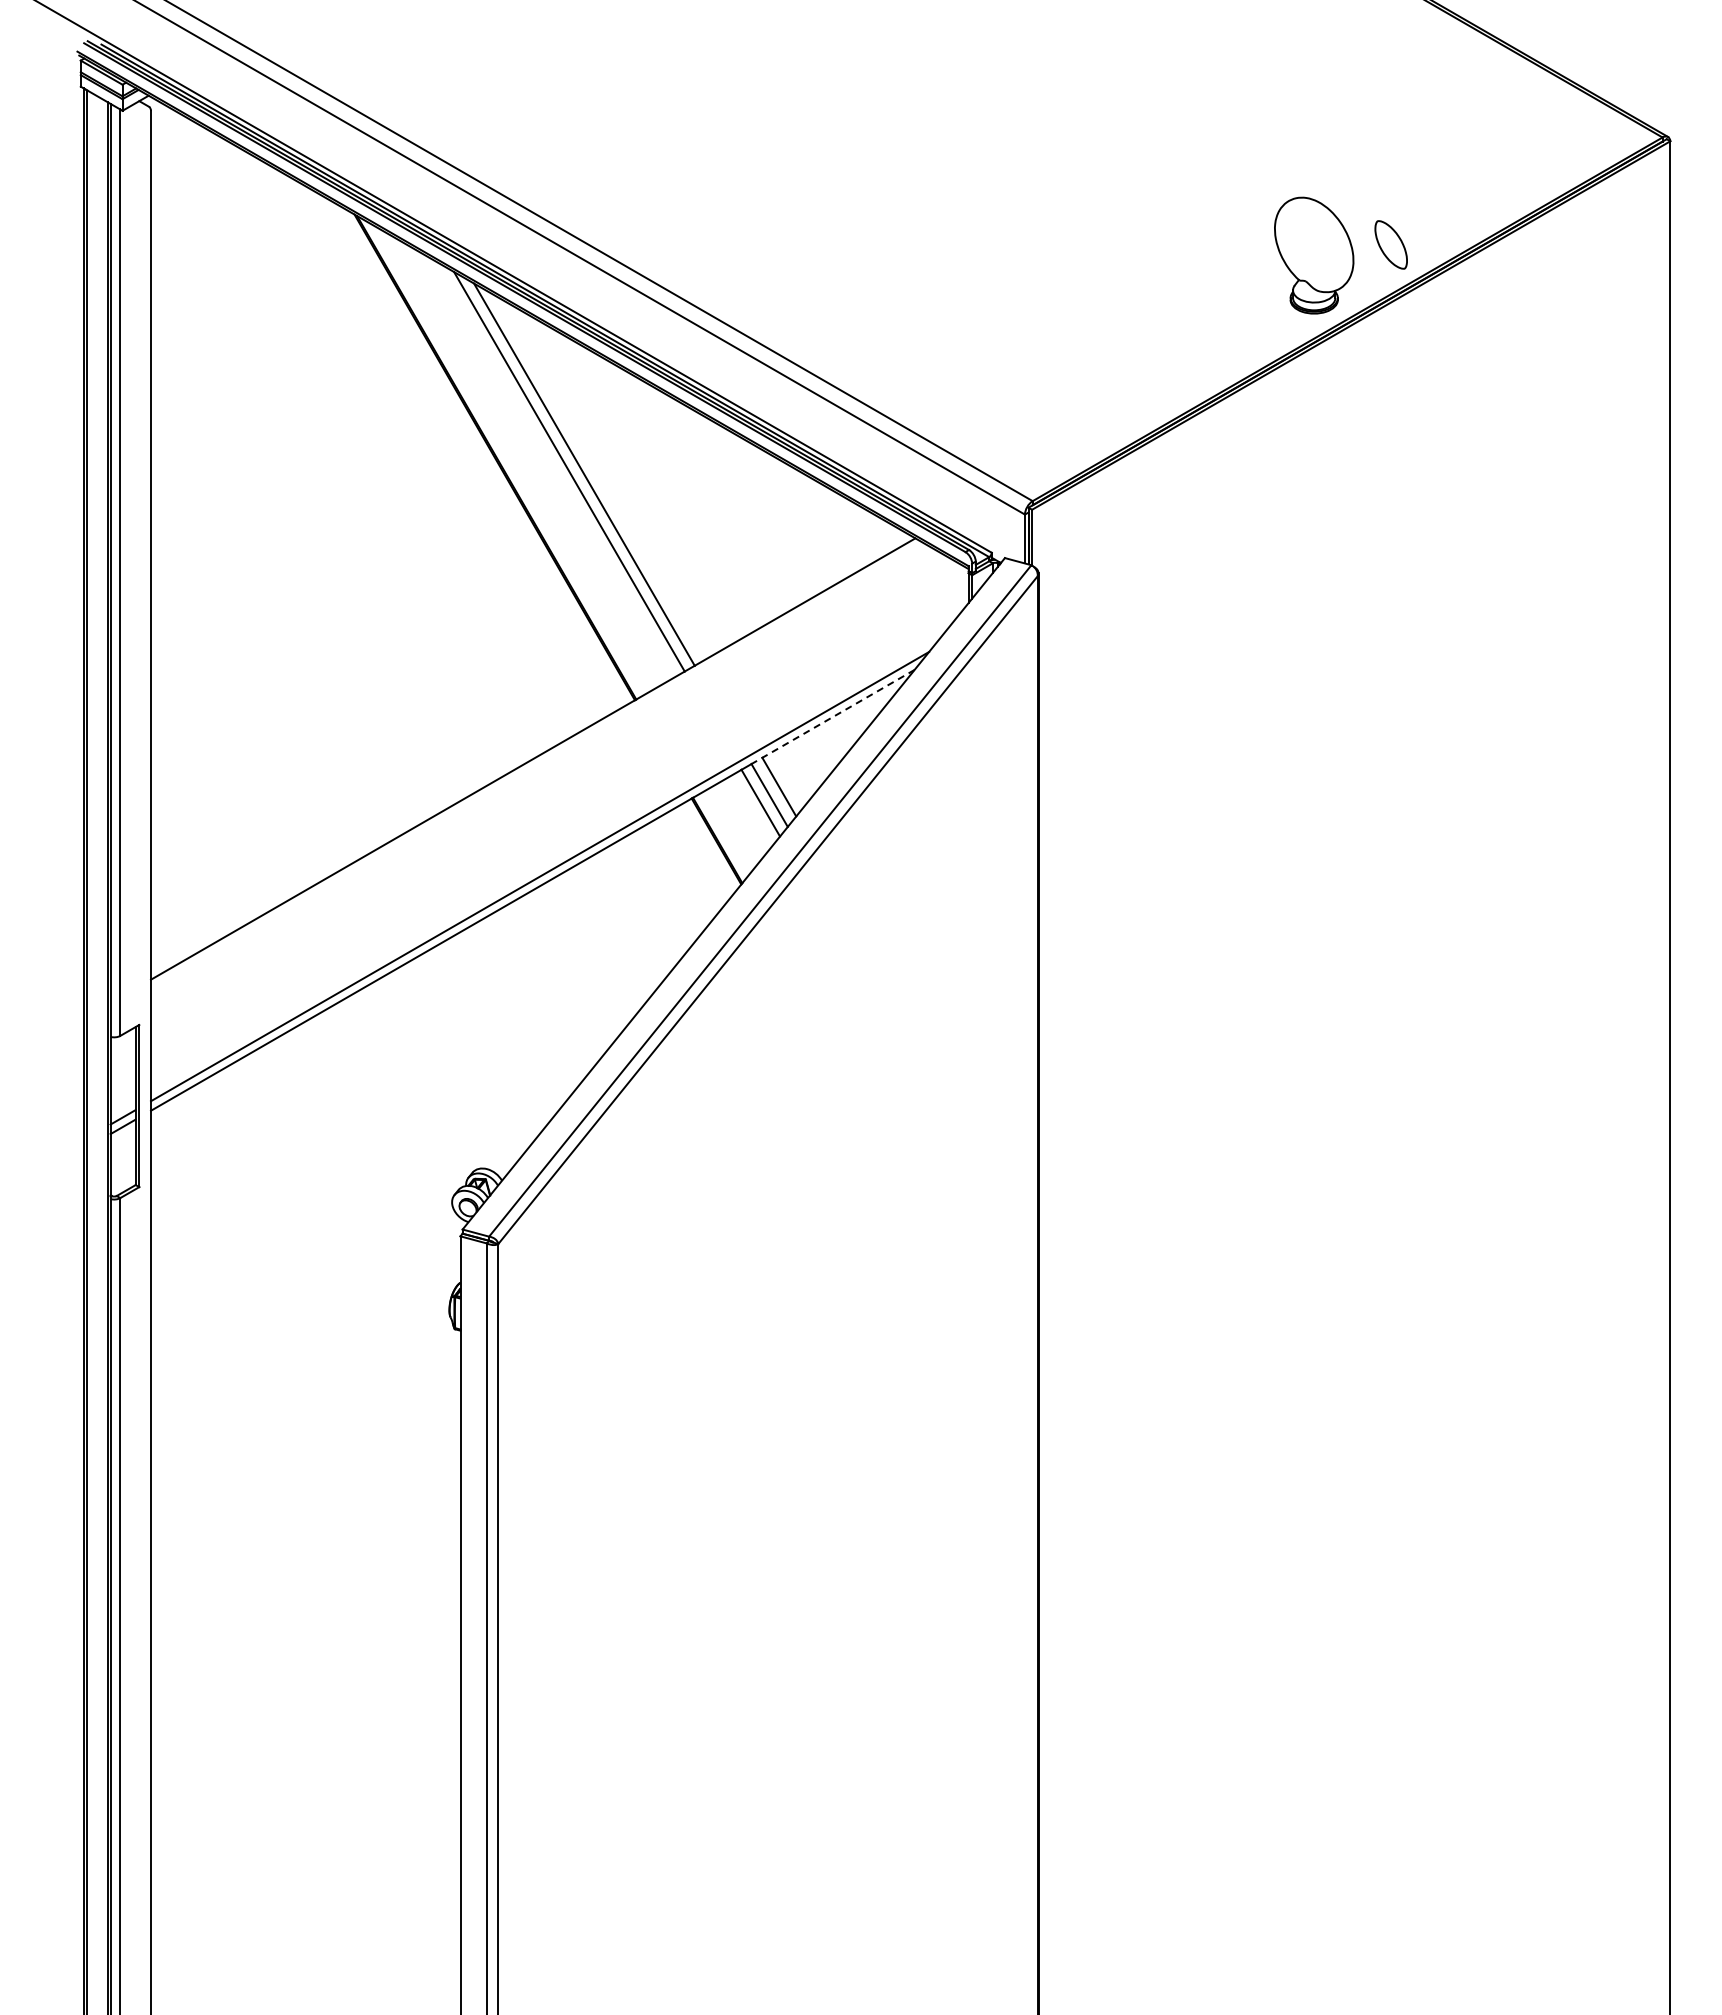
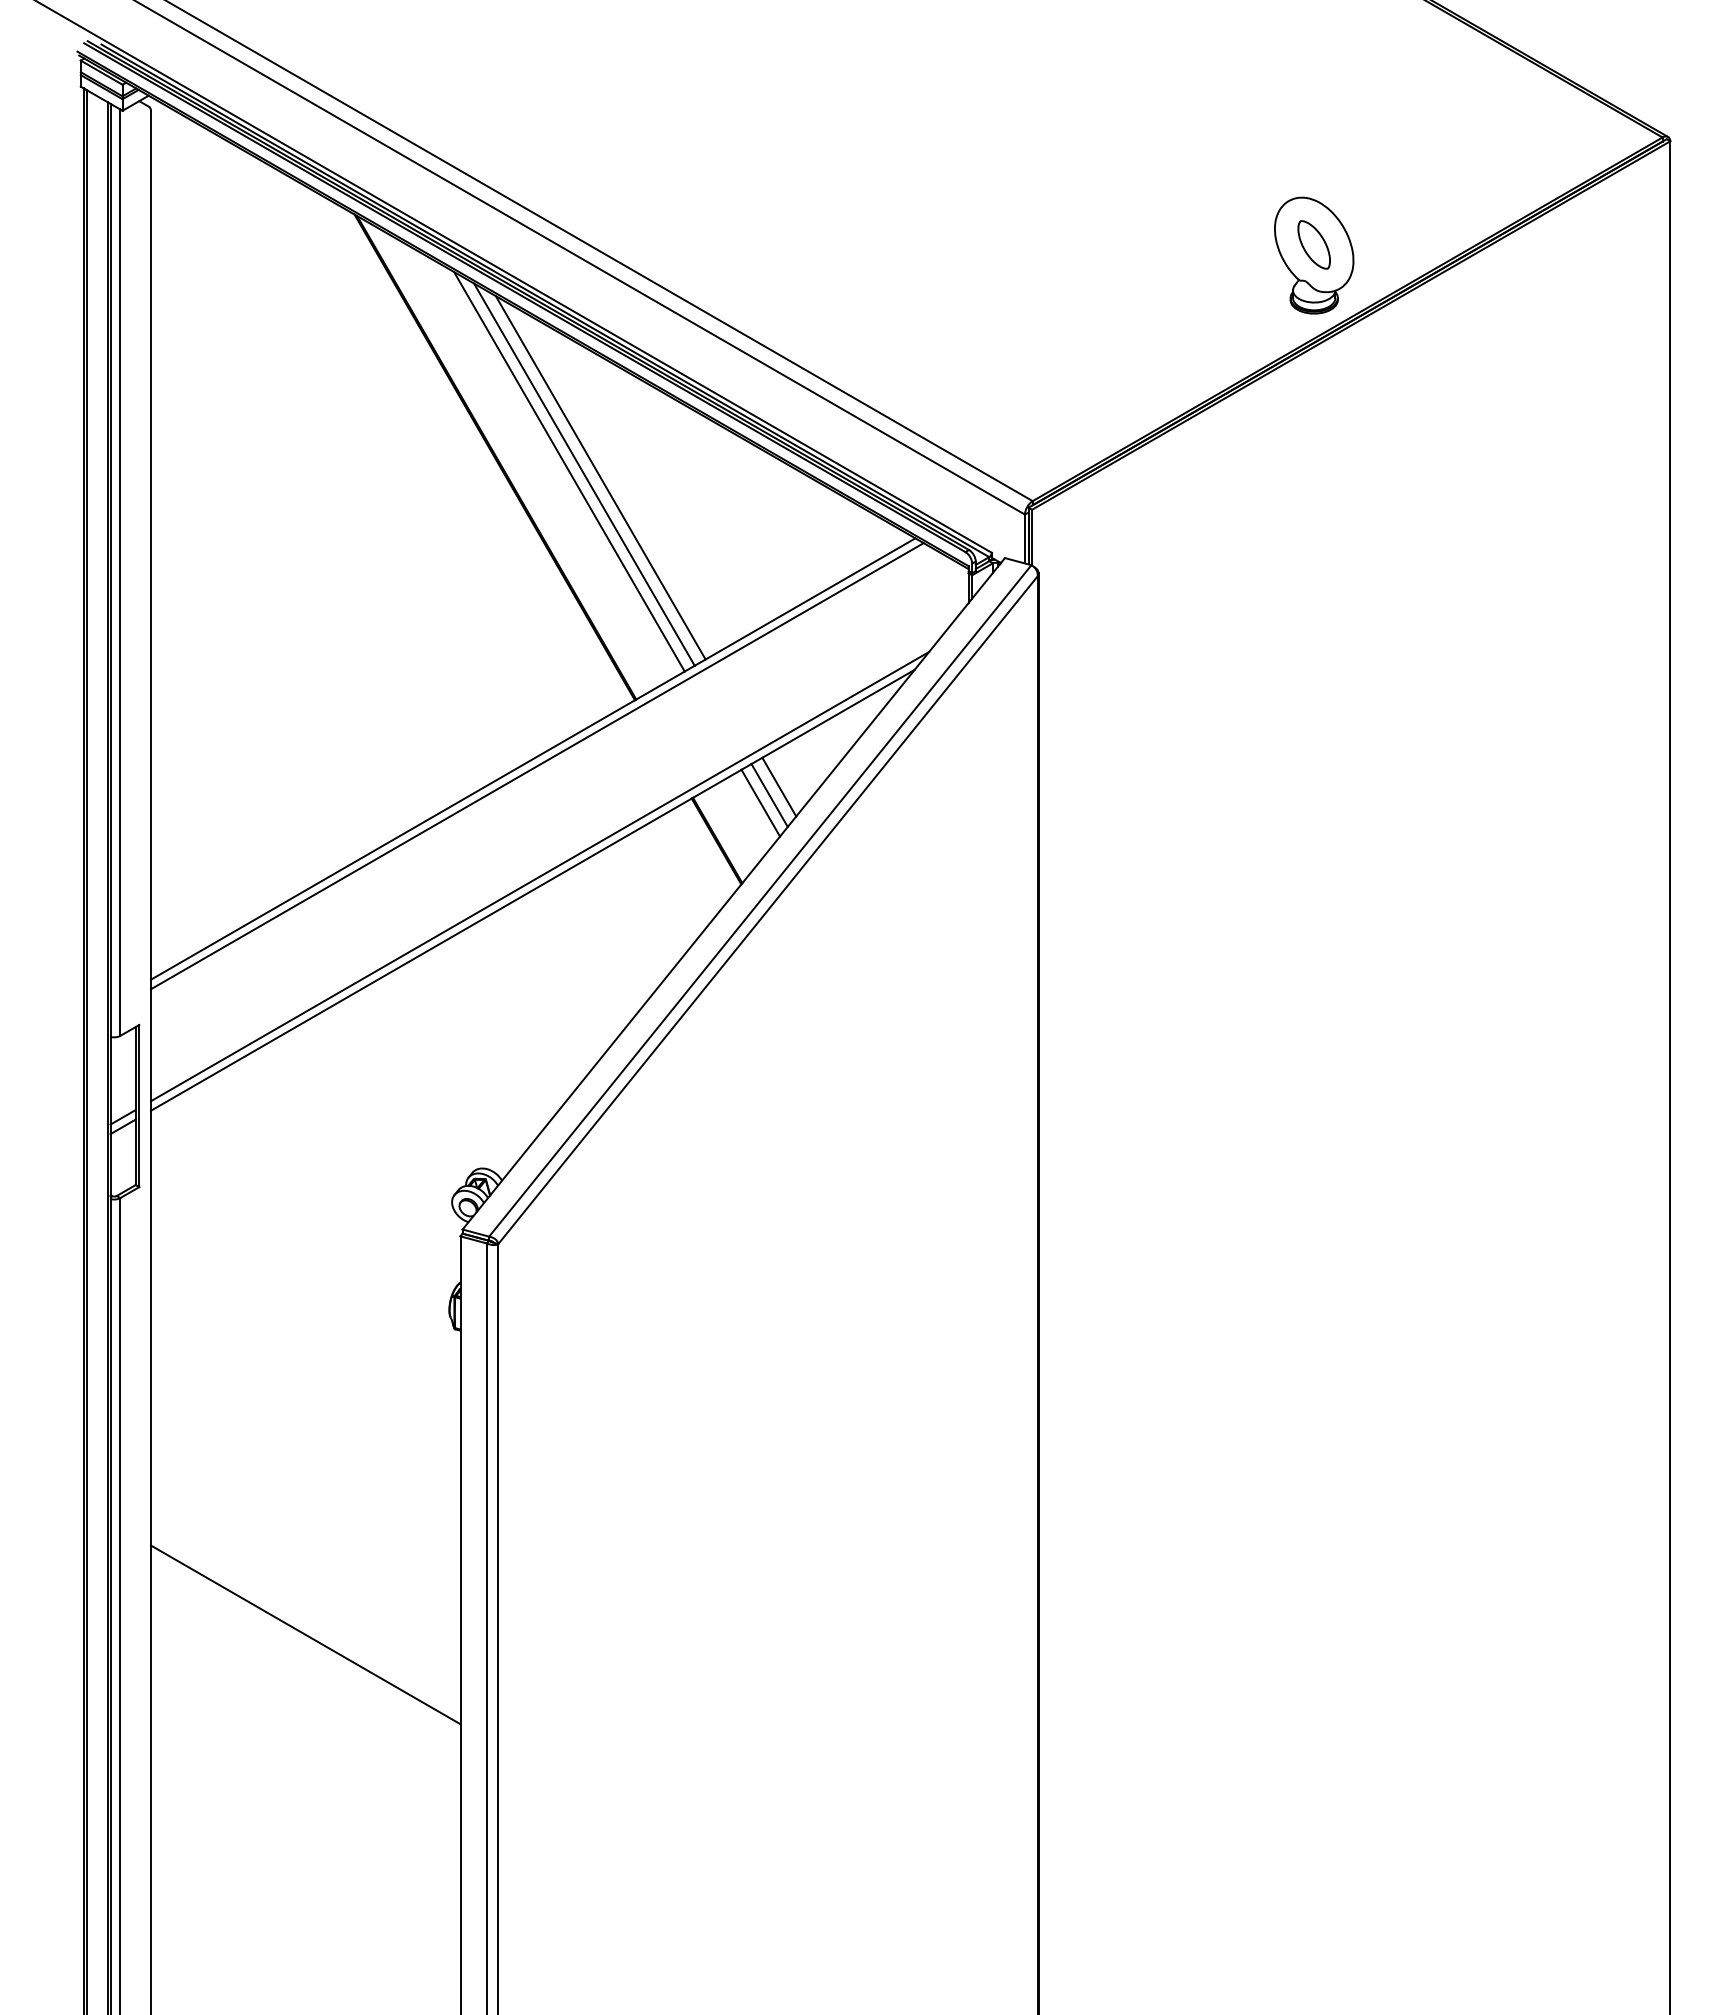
part position: (1390, 244) -> (1313, 244) (1313, 244)
line: none -> present (600, 477)
line: dashed -> solid (832, 717)
line: none -> present (537, 766)
line: none -> present (305, 1634)
